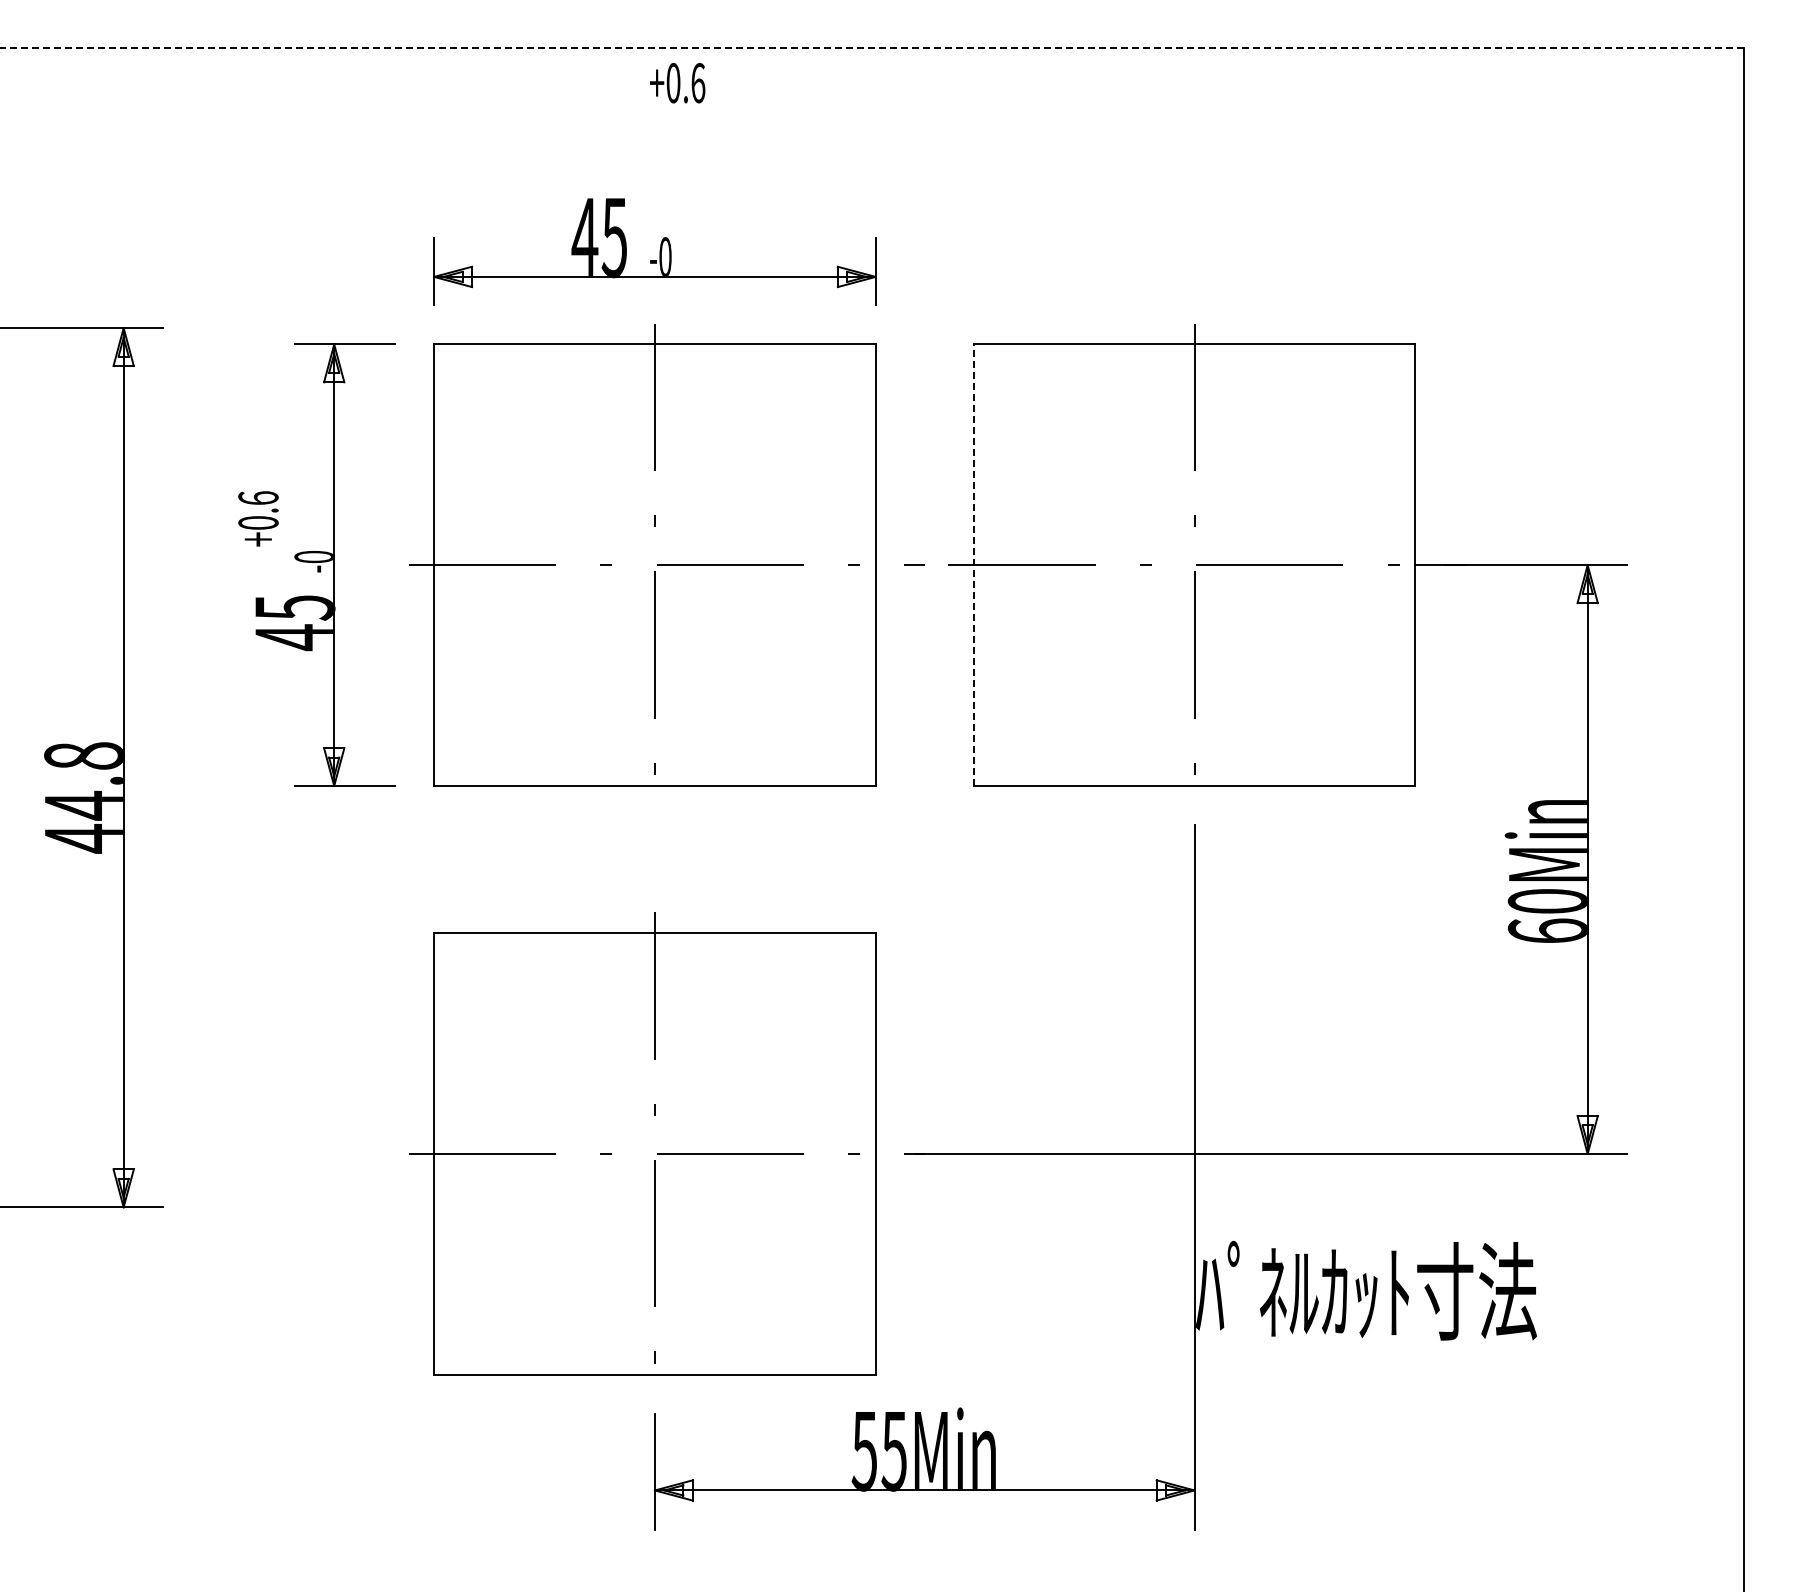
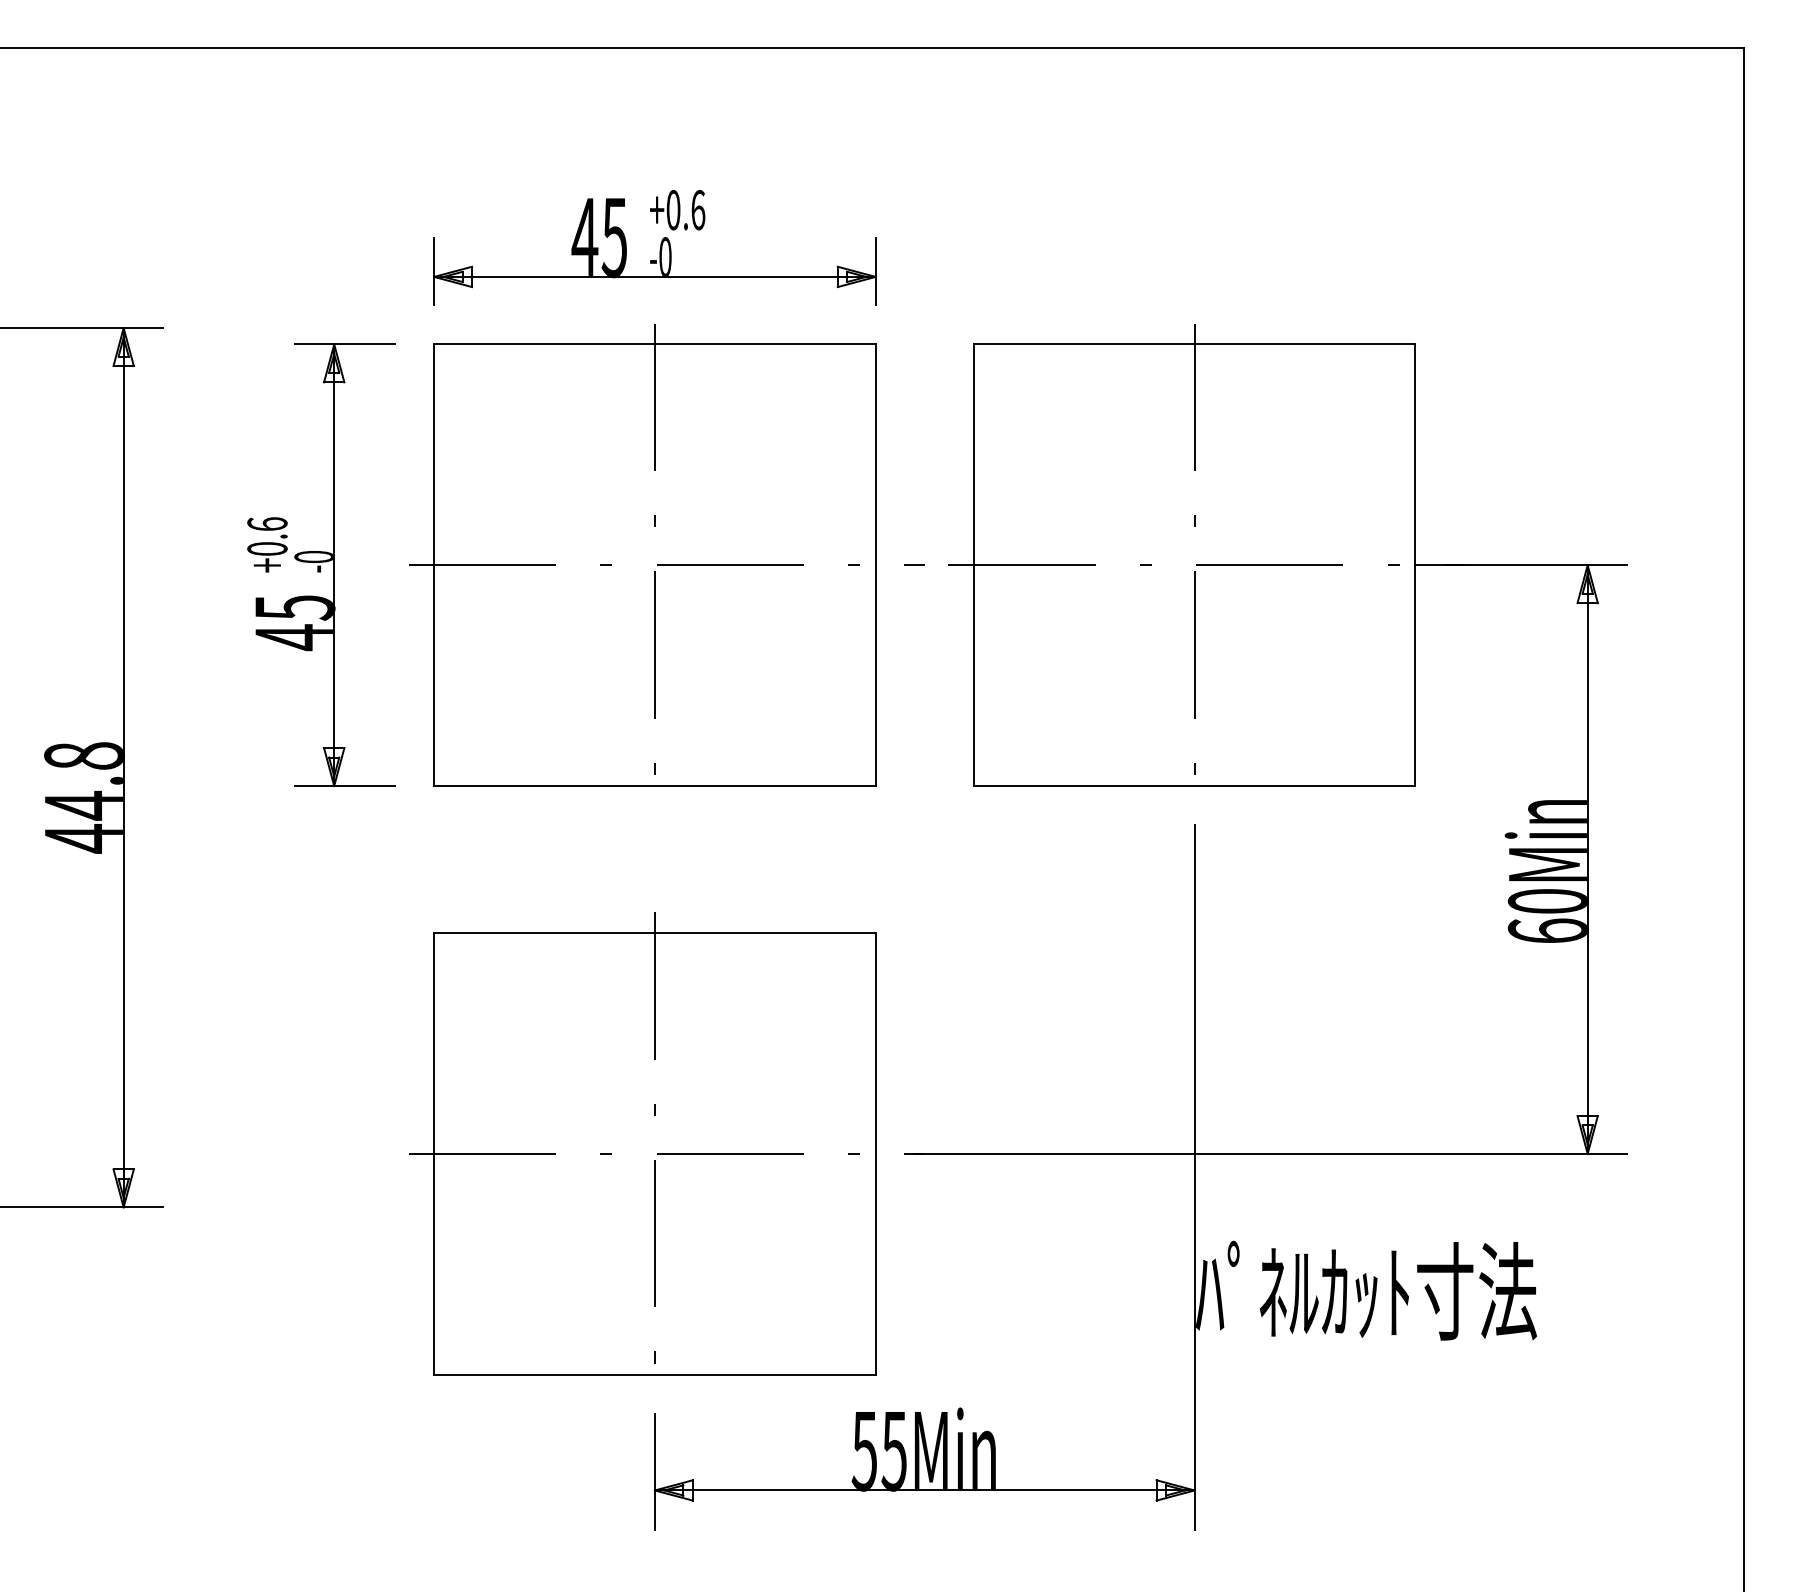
line: dashed -> solid (872, 47)
text position: (677, 83) -> (677, 210) (677, 210)
text position: (258, 518) -> (267, 544) (267, 544)
line: dashed -> solid (973, 565)
